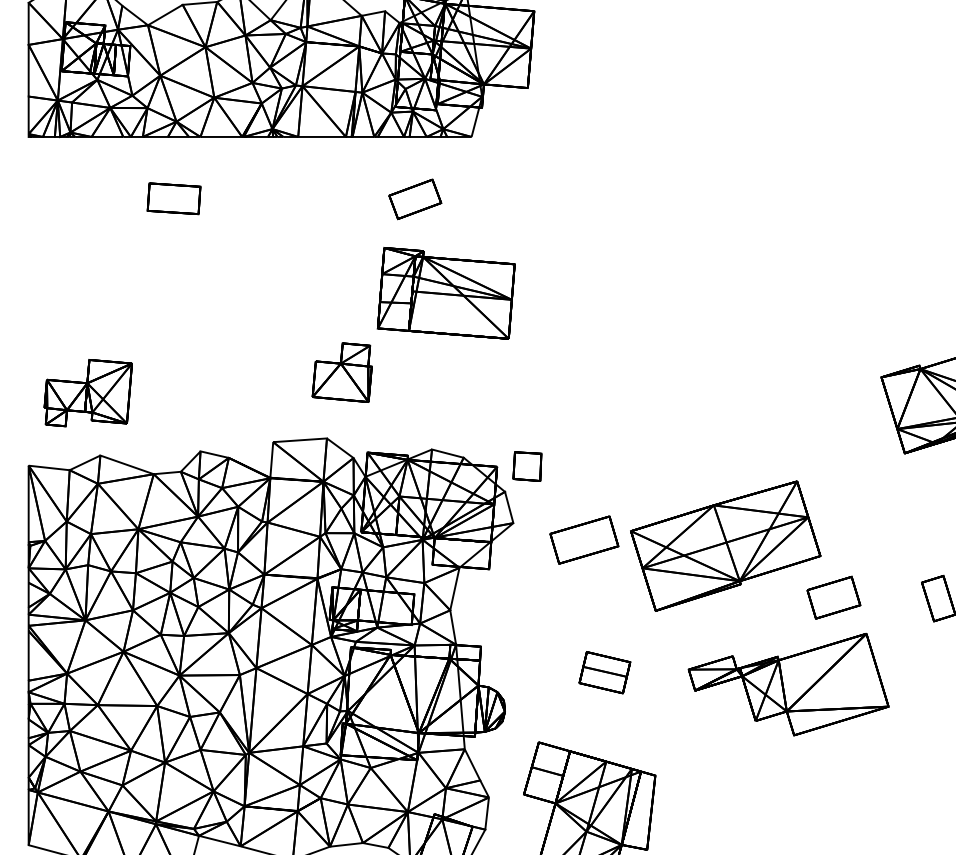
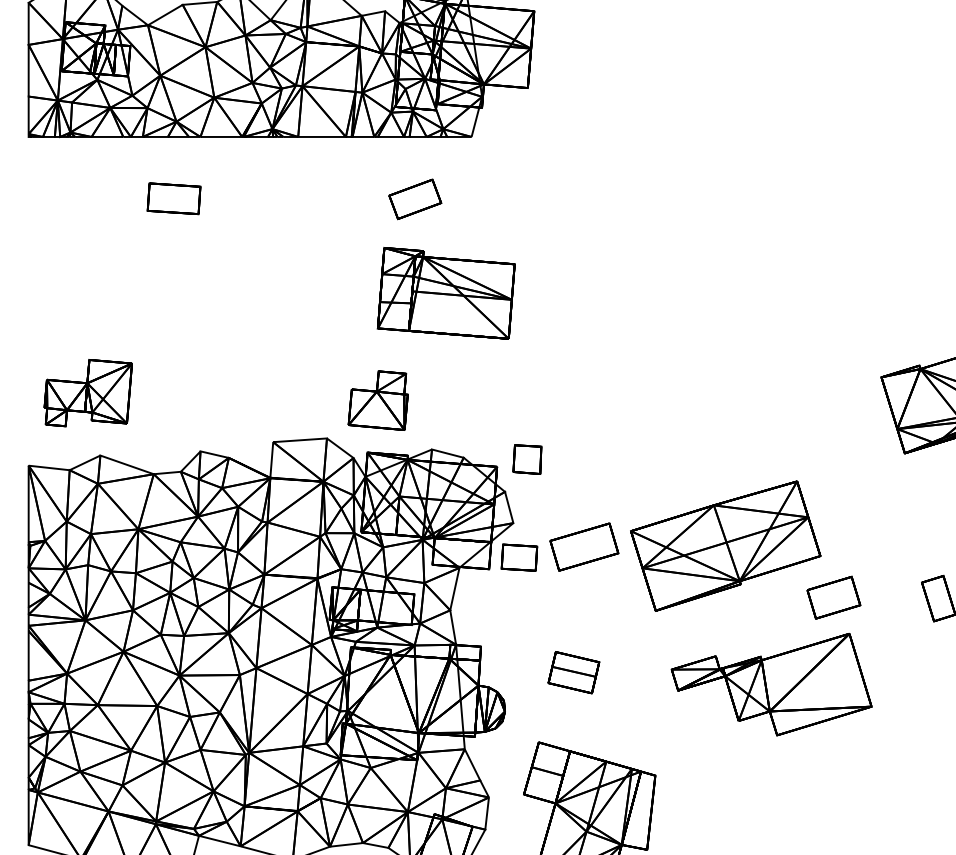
part position: (341, 372) -> (377, 400) (377, 400)
part position: (527, 466) -> (527, 459) (527, 459)
part position: (584, 539) -> (584, 546) (584, 546)
part: none -> present (519, 557)
part position: (604, 672) -> (573, 672) (573, 672)
part position: (788, 684) -> (771, 684) (771, 684)
